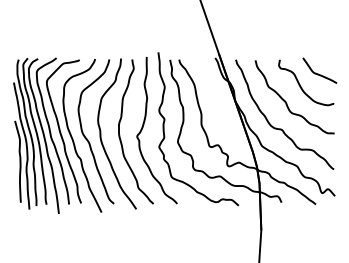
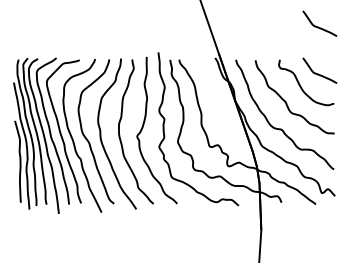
curve: none -> present (318, 26)
